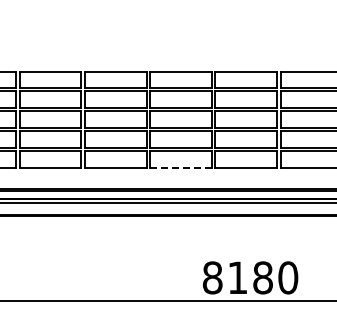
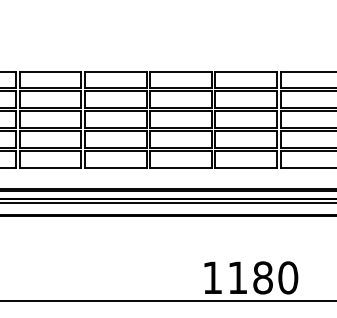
line: dashed -> solid (181, 167)
text: 8180 -> 1180 (212, 277)
